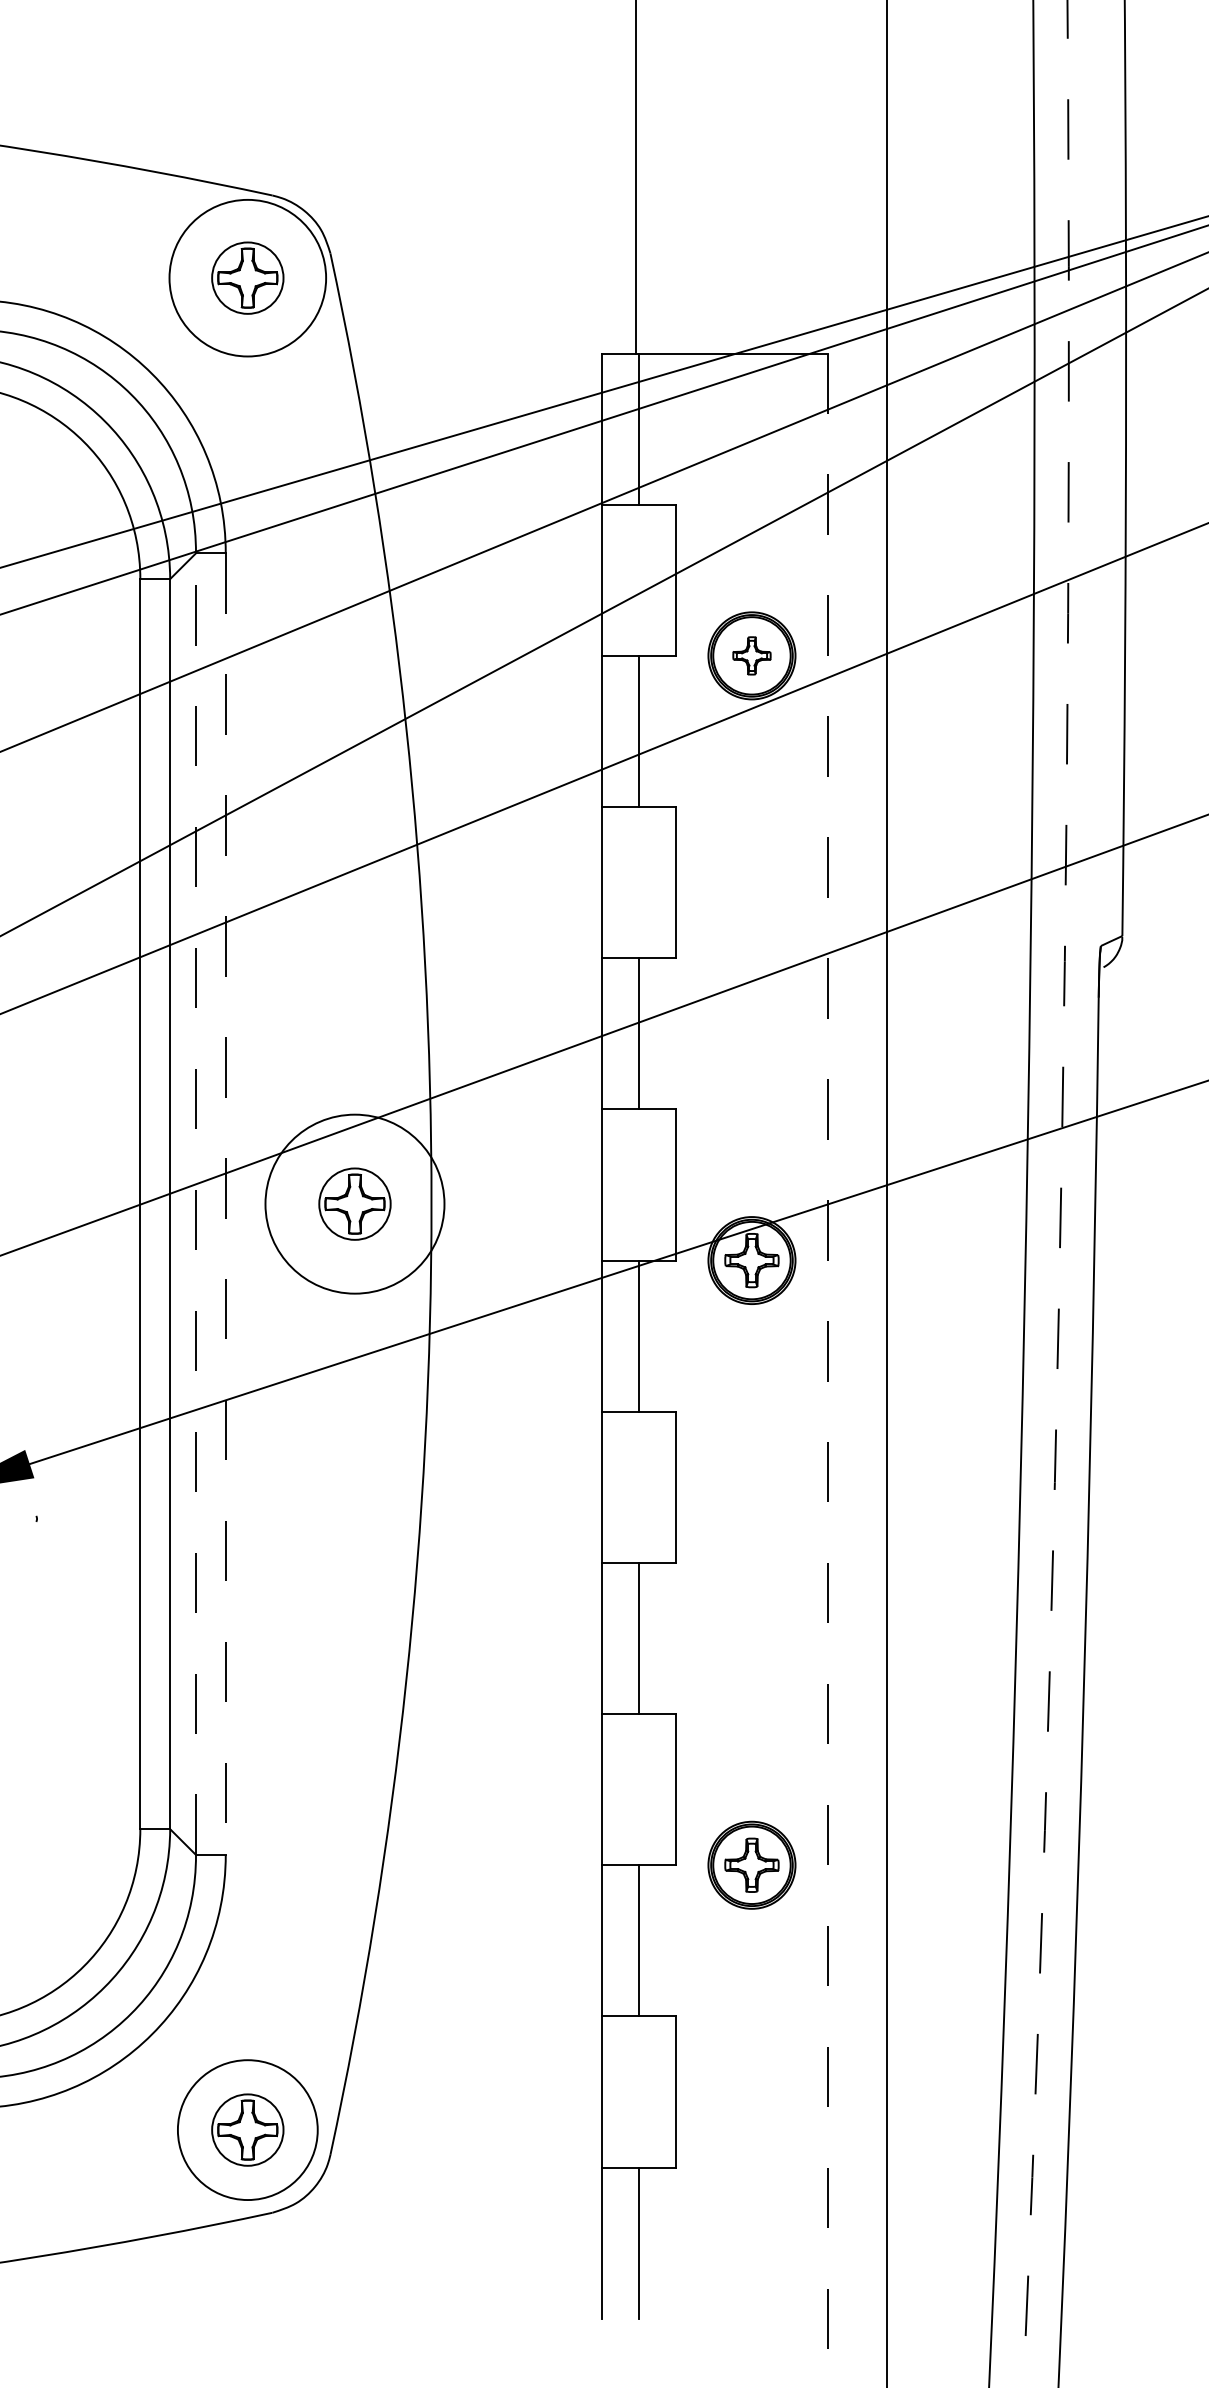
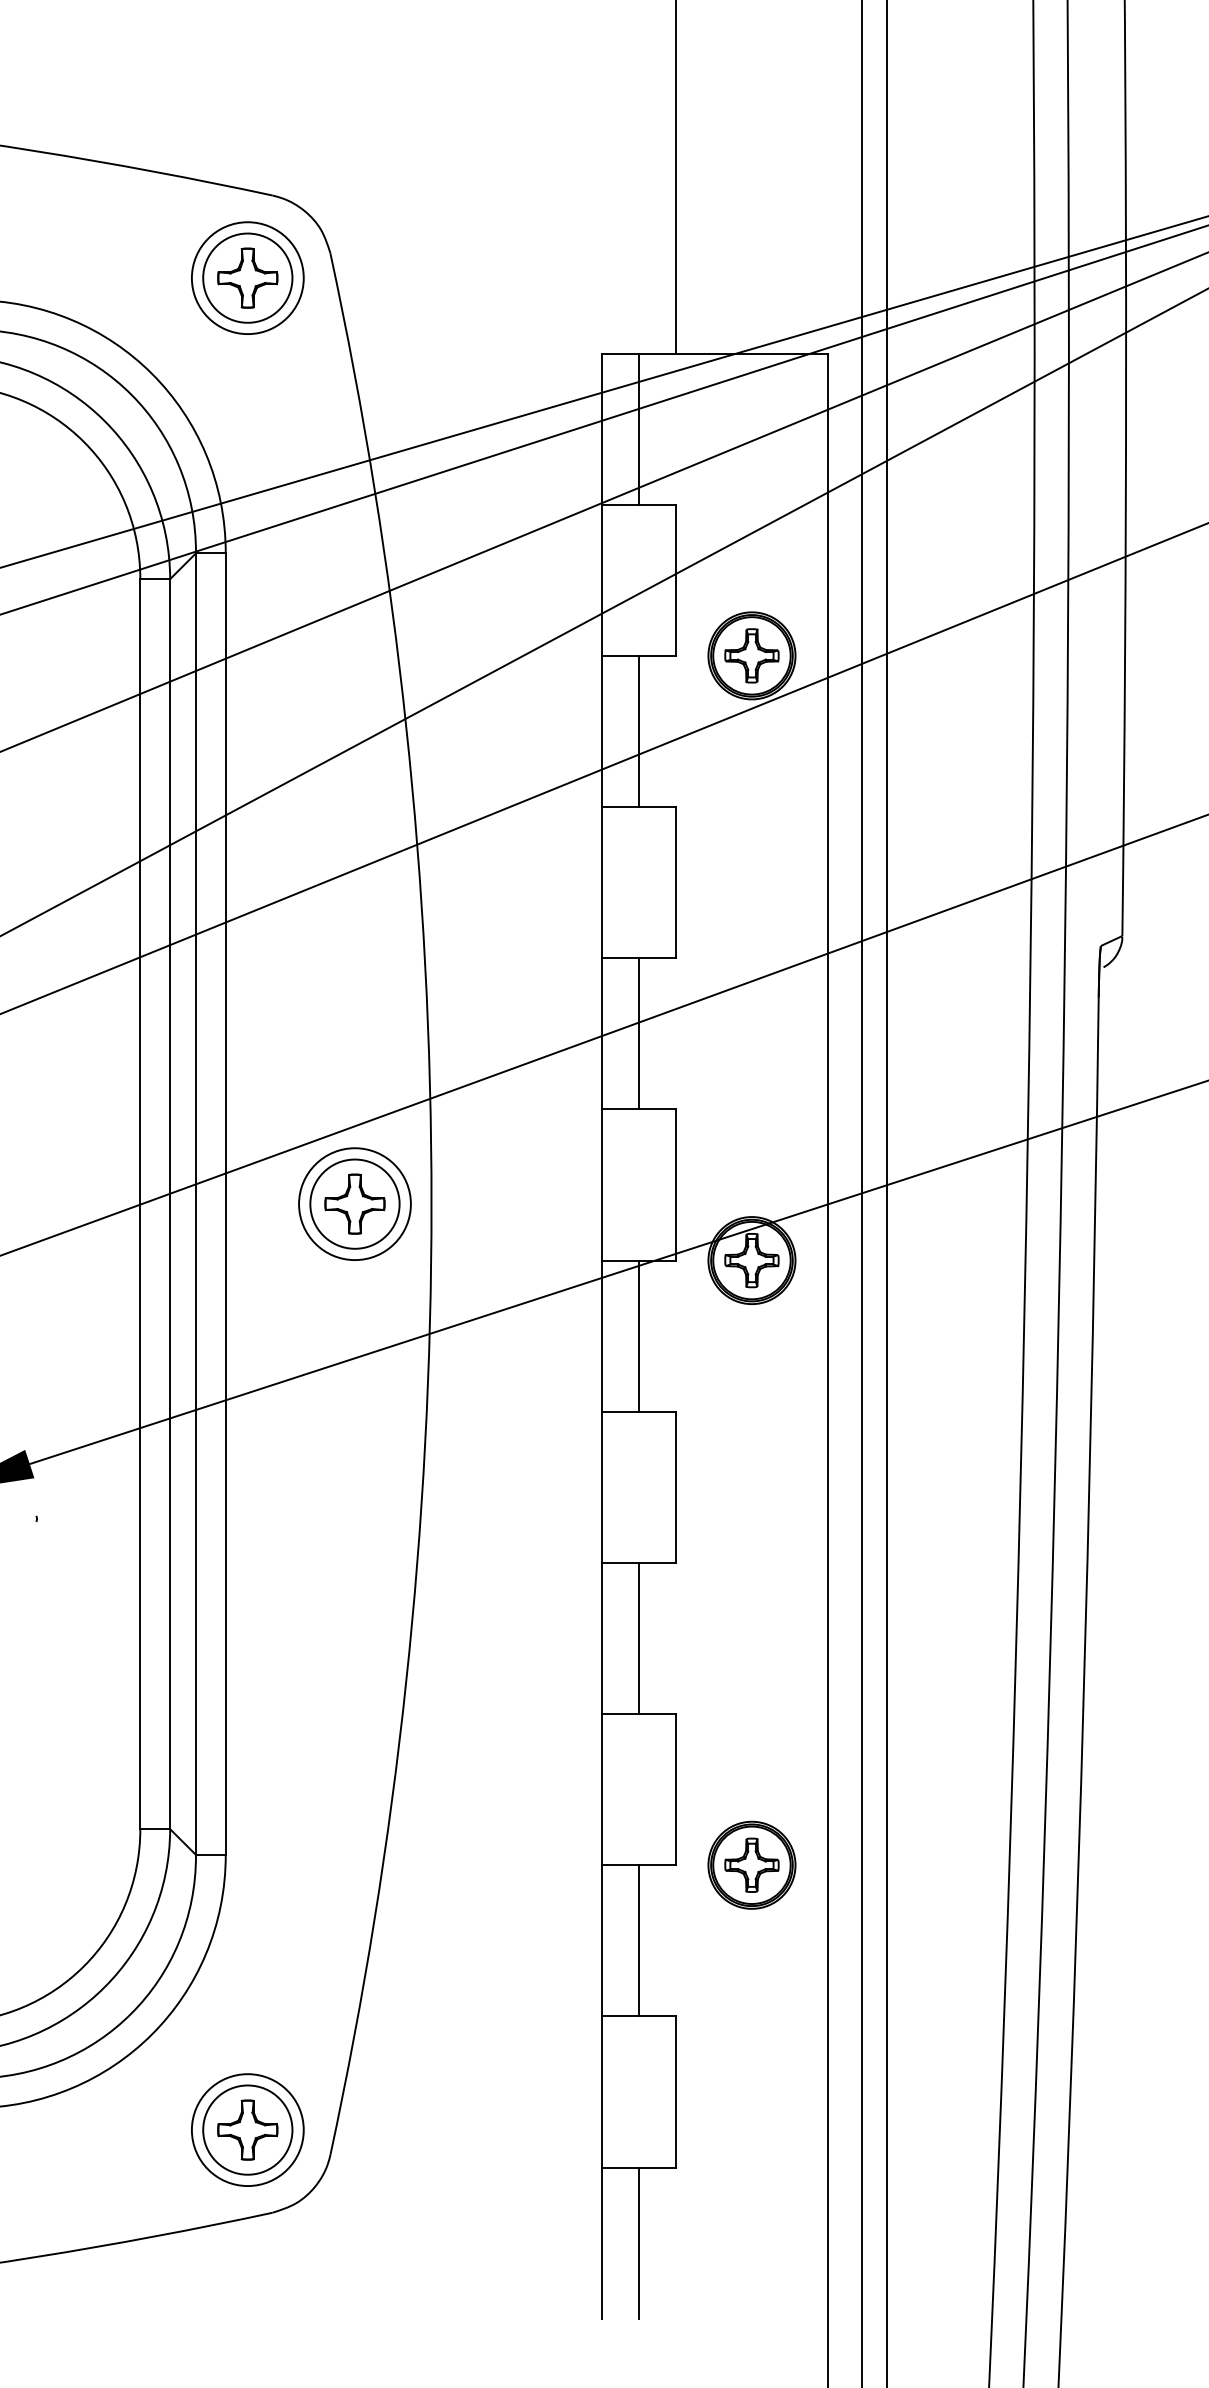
line position: (636, 177) -> (676, 177) (676, 177)
circle diameter: 157 px -> 112 px (247, 278)
circle diameter: 71 px -> 89 px (247, 277)
part size: 40x40 px -> 56x56 px (751, 655)
line: none -> present (862, 1193)
arc: dashed -> solid (1061, 1194)
circle diameter: 179 px -> 112 px (354, 1204)
circle diameter: 71 px -> 89 px (354, 1203)
line: dashed -> solid (196, 1204)
line: dashed -> solid (225, 1204)
line: dashed -> solid (827, 1370)
circle diameter: 71 px -> 89 px (247, 2129)
circle diameter: 140 px -> 112 px (247, 2130)
